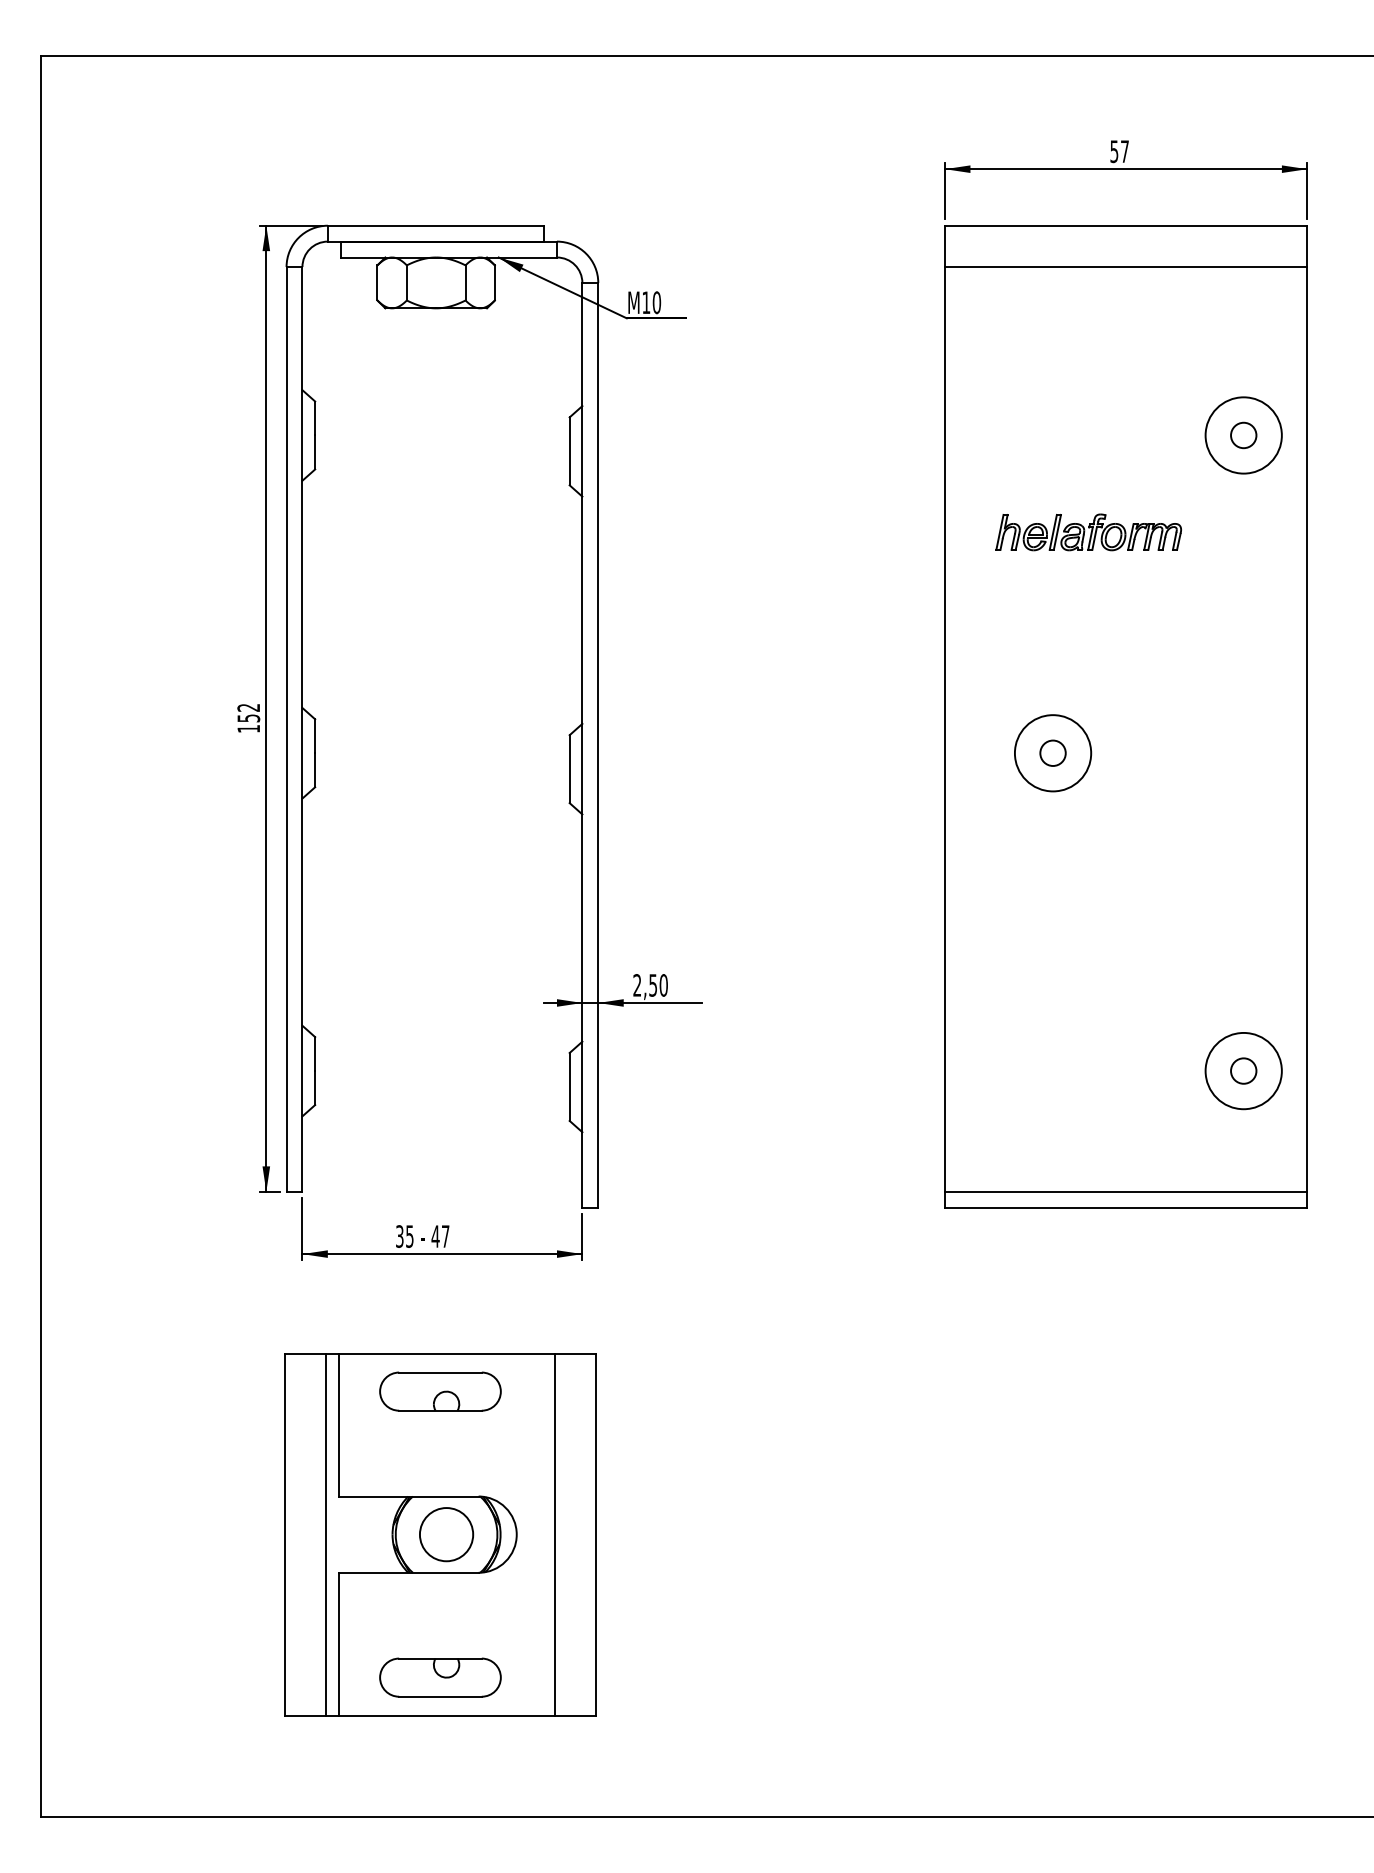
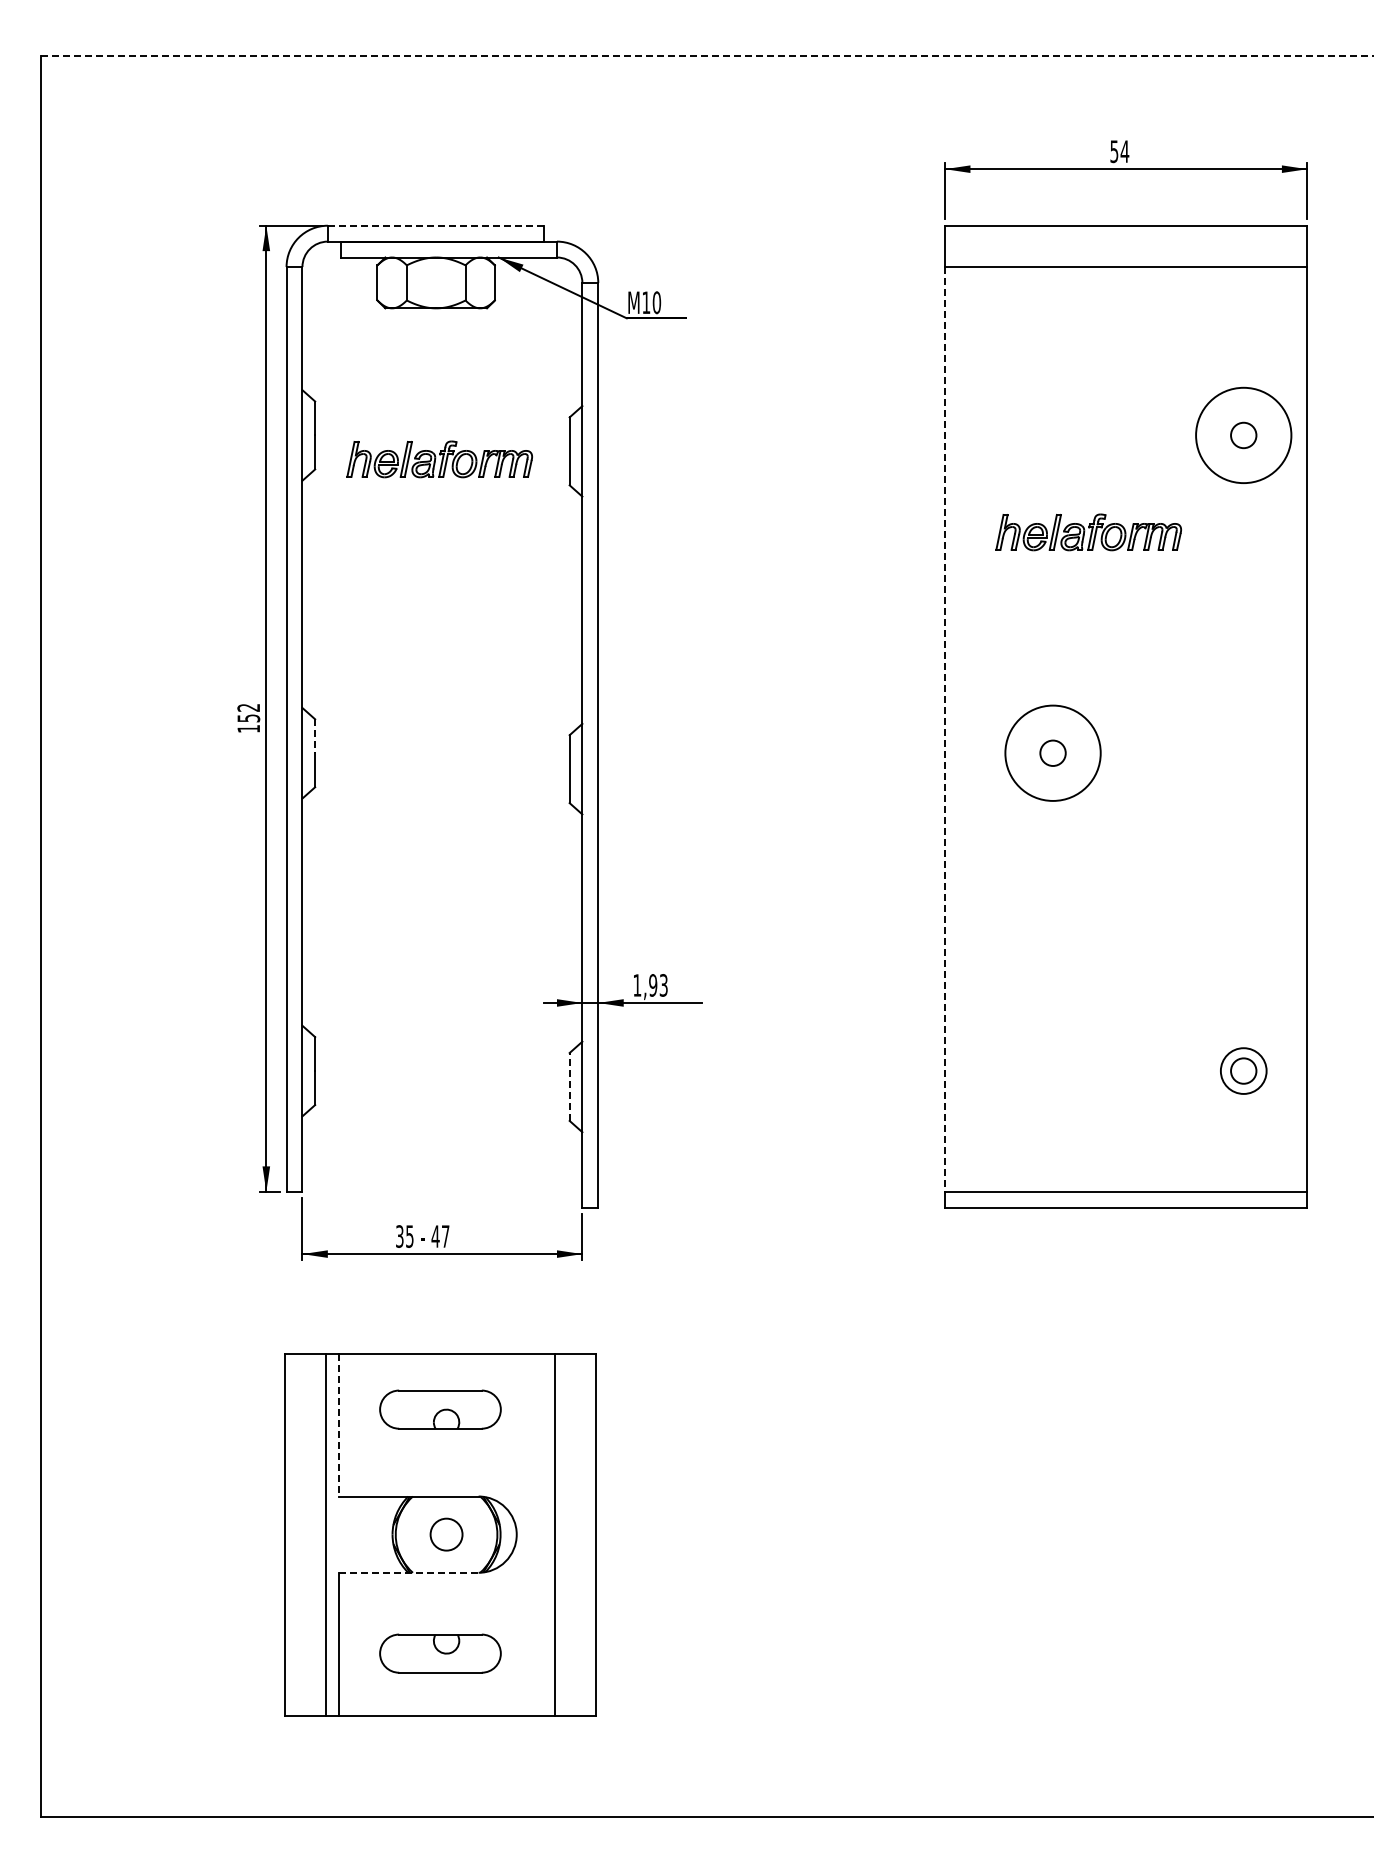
line: solid -> dashed (708, 56)
text: 57 -> 54 (1124, 151)
line: solid -> dashed (435, 225)
circle diameter: 76 px -> 95 px (1243, 435)
part: none -> present (439, 459)
line: solid -> dashed (945, 729)
line: solid -> dashed (315, 736)
circle diameter: 76 px -> 95 px (1052, 752)
text: 2,50 -> 1,93 (650, 985)
circle diameter: 76 px -> 46 px (1243, 1070)
line: solid -> dashed (569, 1086)
part position: (440, 1391) -> (440, 1409) (440, 1409)
line: solid -> dashed (338, 1425)
circle diameter: 53 px -> 32 px (446, 1534)
line: solid -> dashed (408, 1572)
part position: (440, 1677) -> (440, 1653) (440, 1653)
